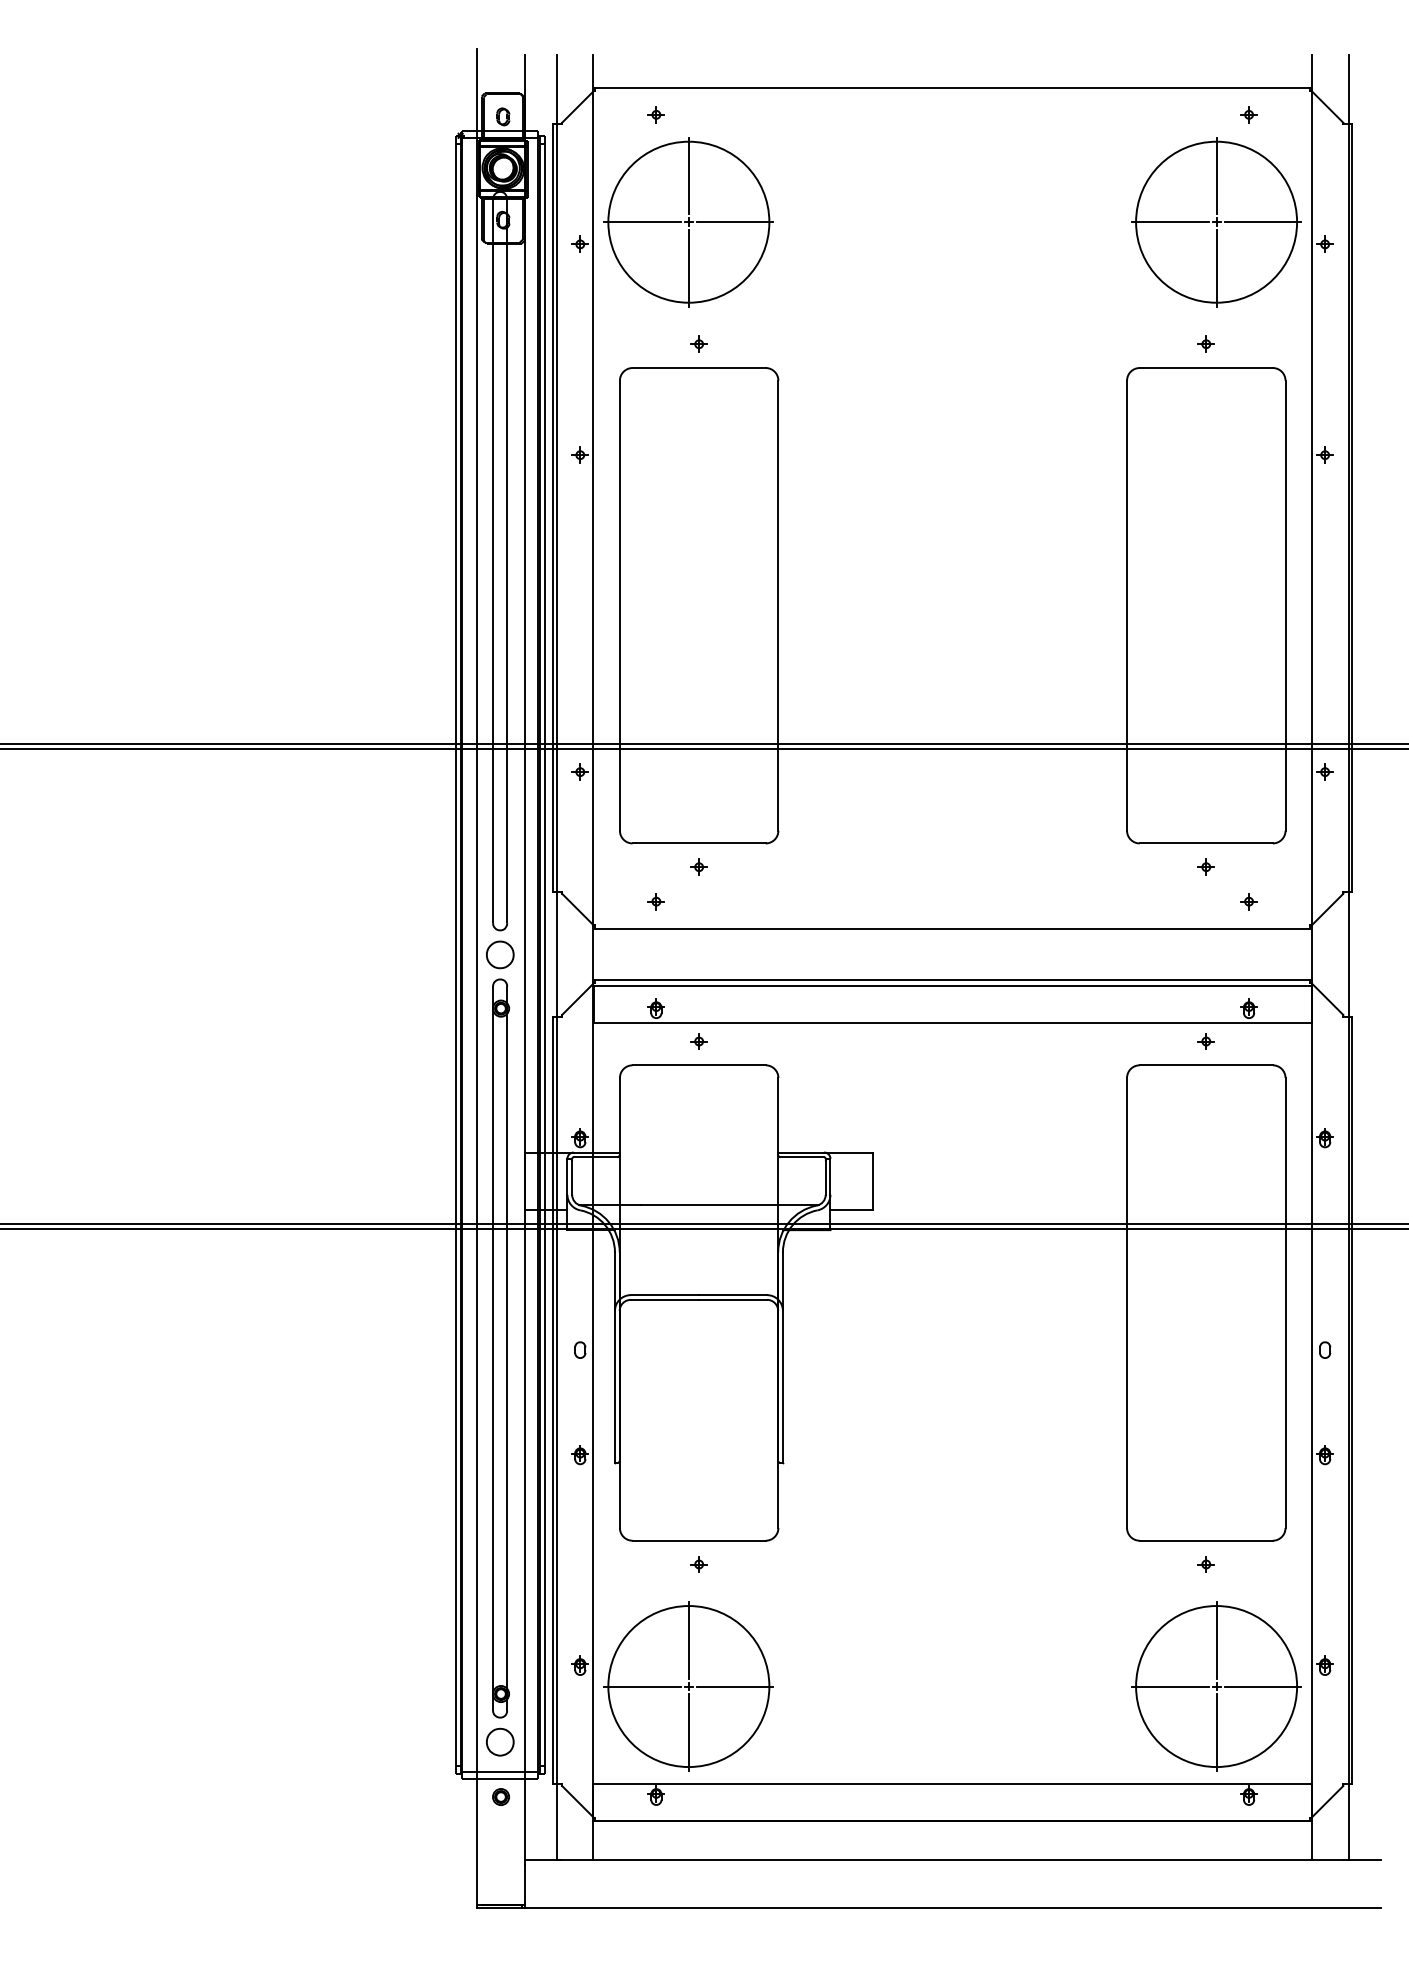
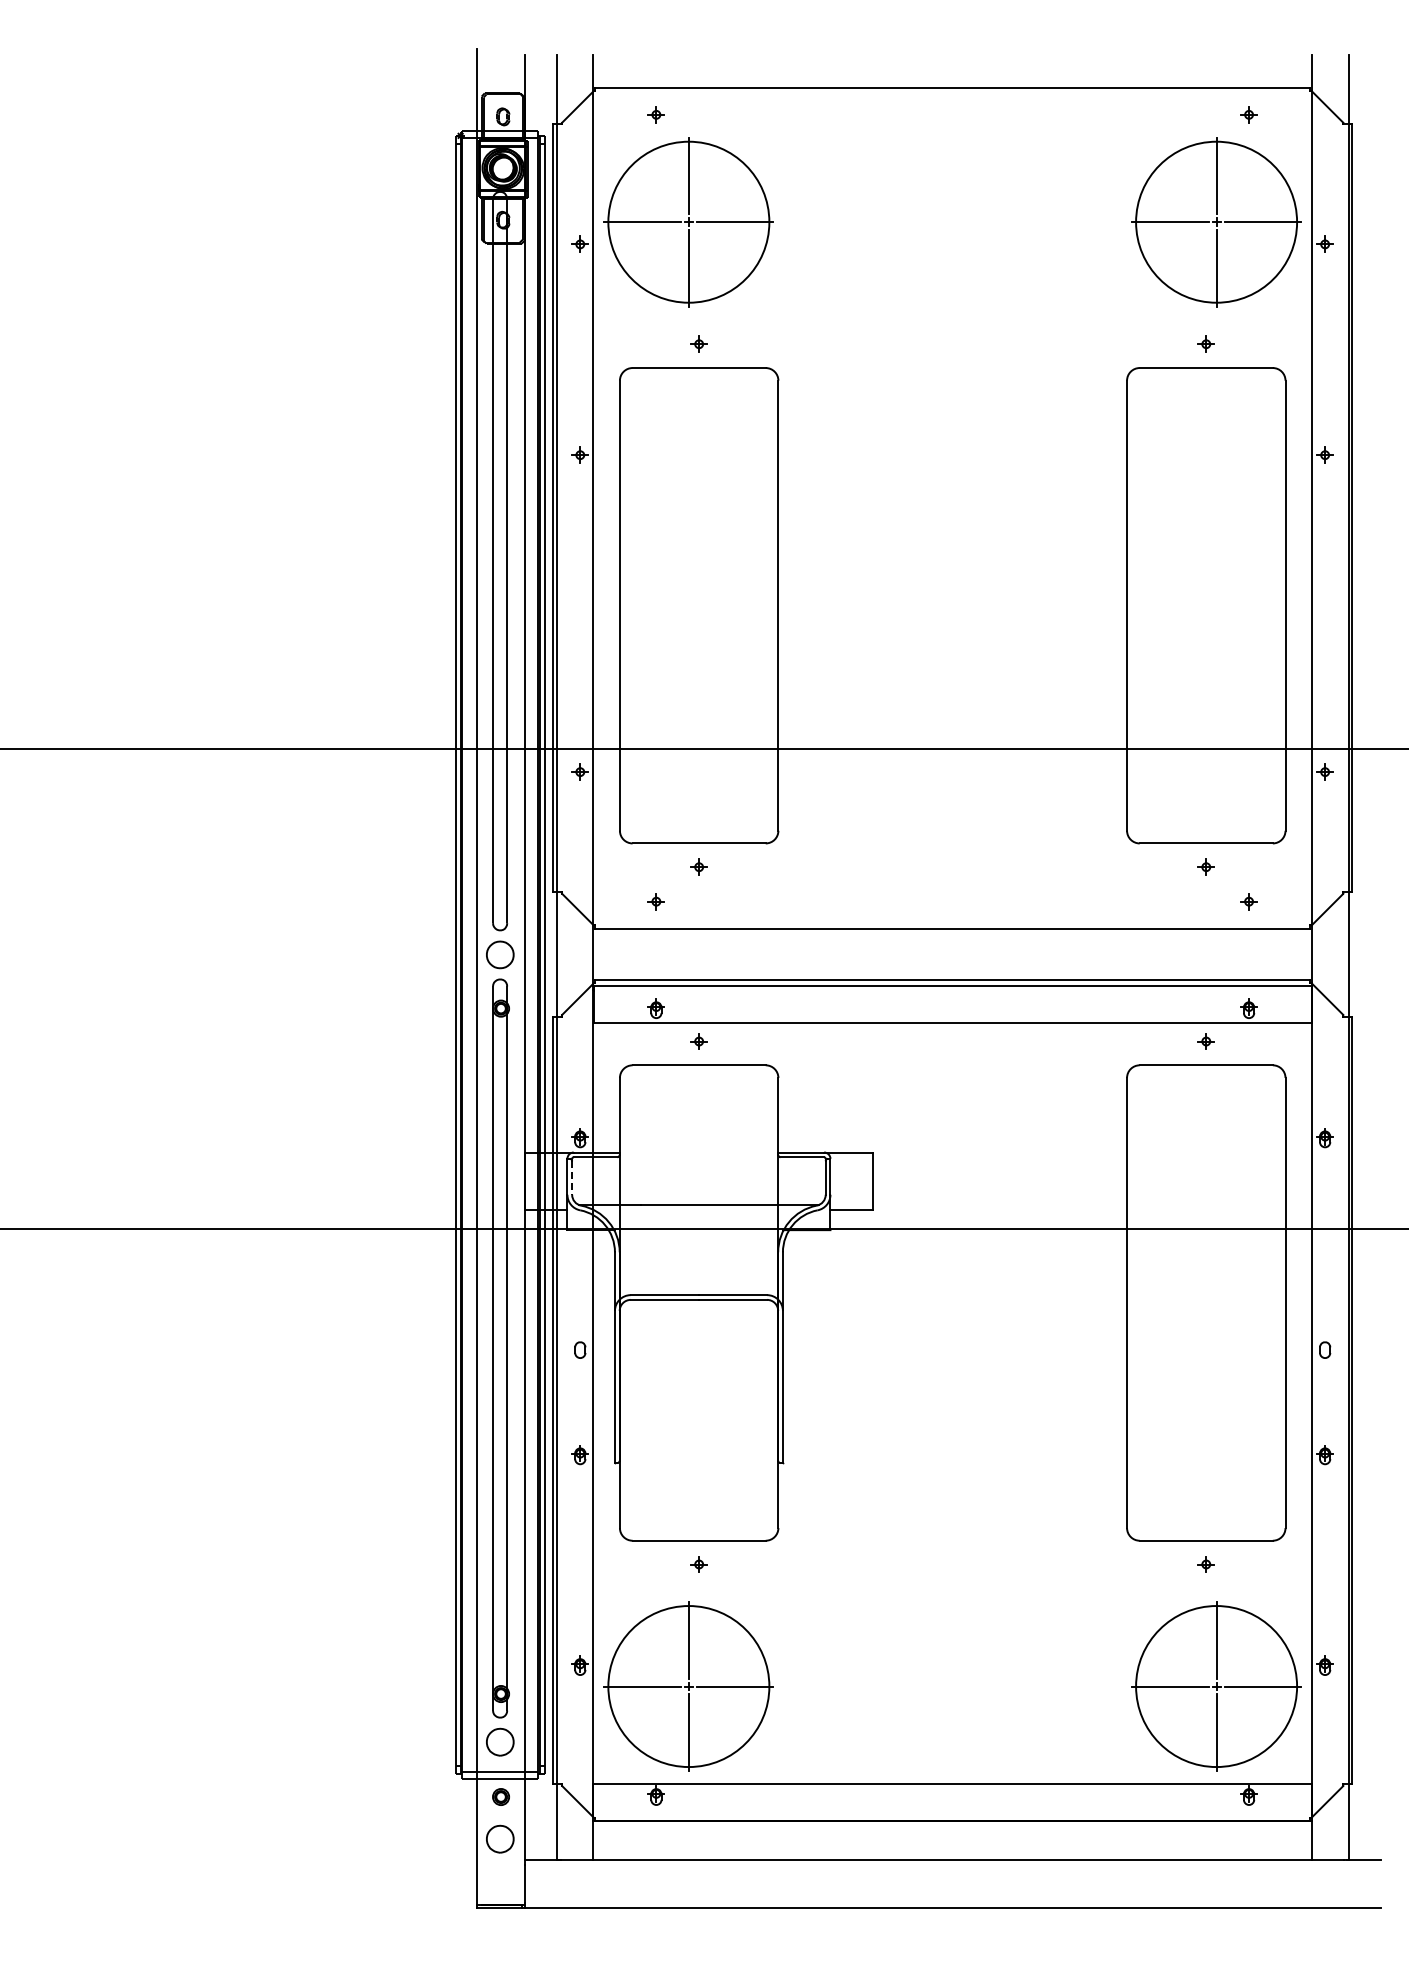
line: present -> none (703, 743)
line: solid -> dashed (572, 1178)
line: present -> none (703, 1223)
part: none -> present (500, 1838)
